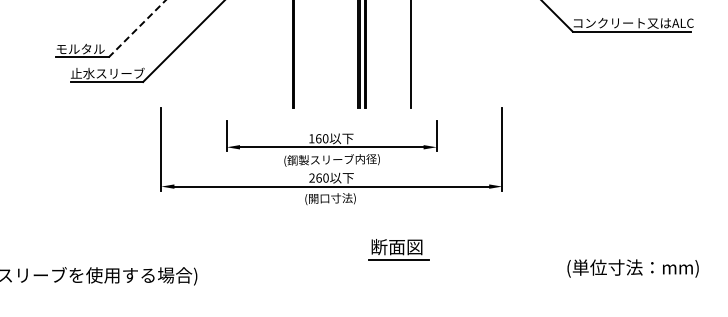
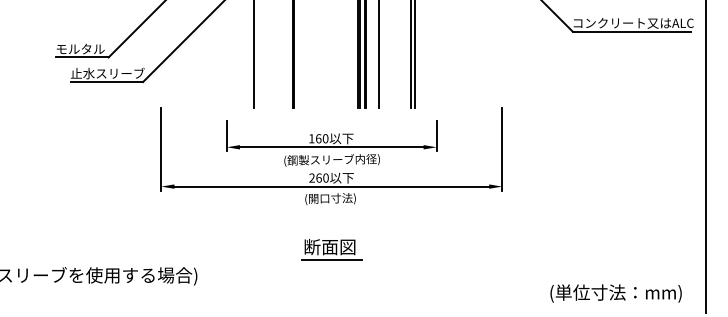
line: dashed -> solid (137, 28)
line: none -> present (254, 54)
line: none -> present (379, 54)
line: none -> present (415, 54)
line: none -> present (706, 157)
part position: (398, 249) -> (331, 249) (331, 249)
text position: (632, 268) -> (615, 293) (615, 293)
